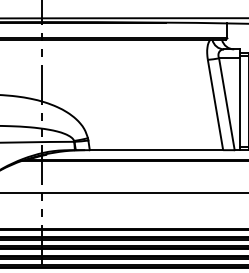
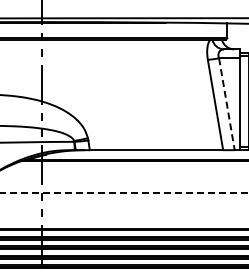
line: solid -> dashed (226, 104)
line: solid -> dashed (124, 193)
